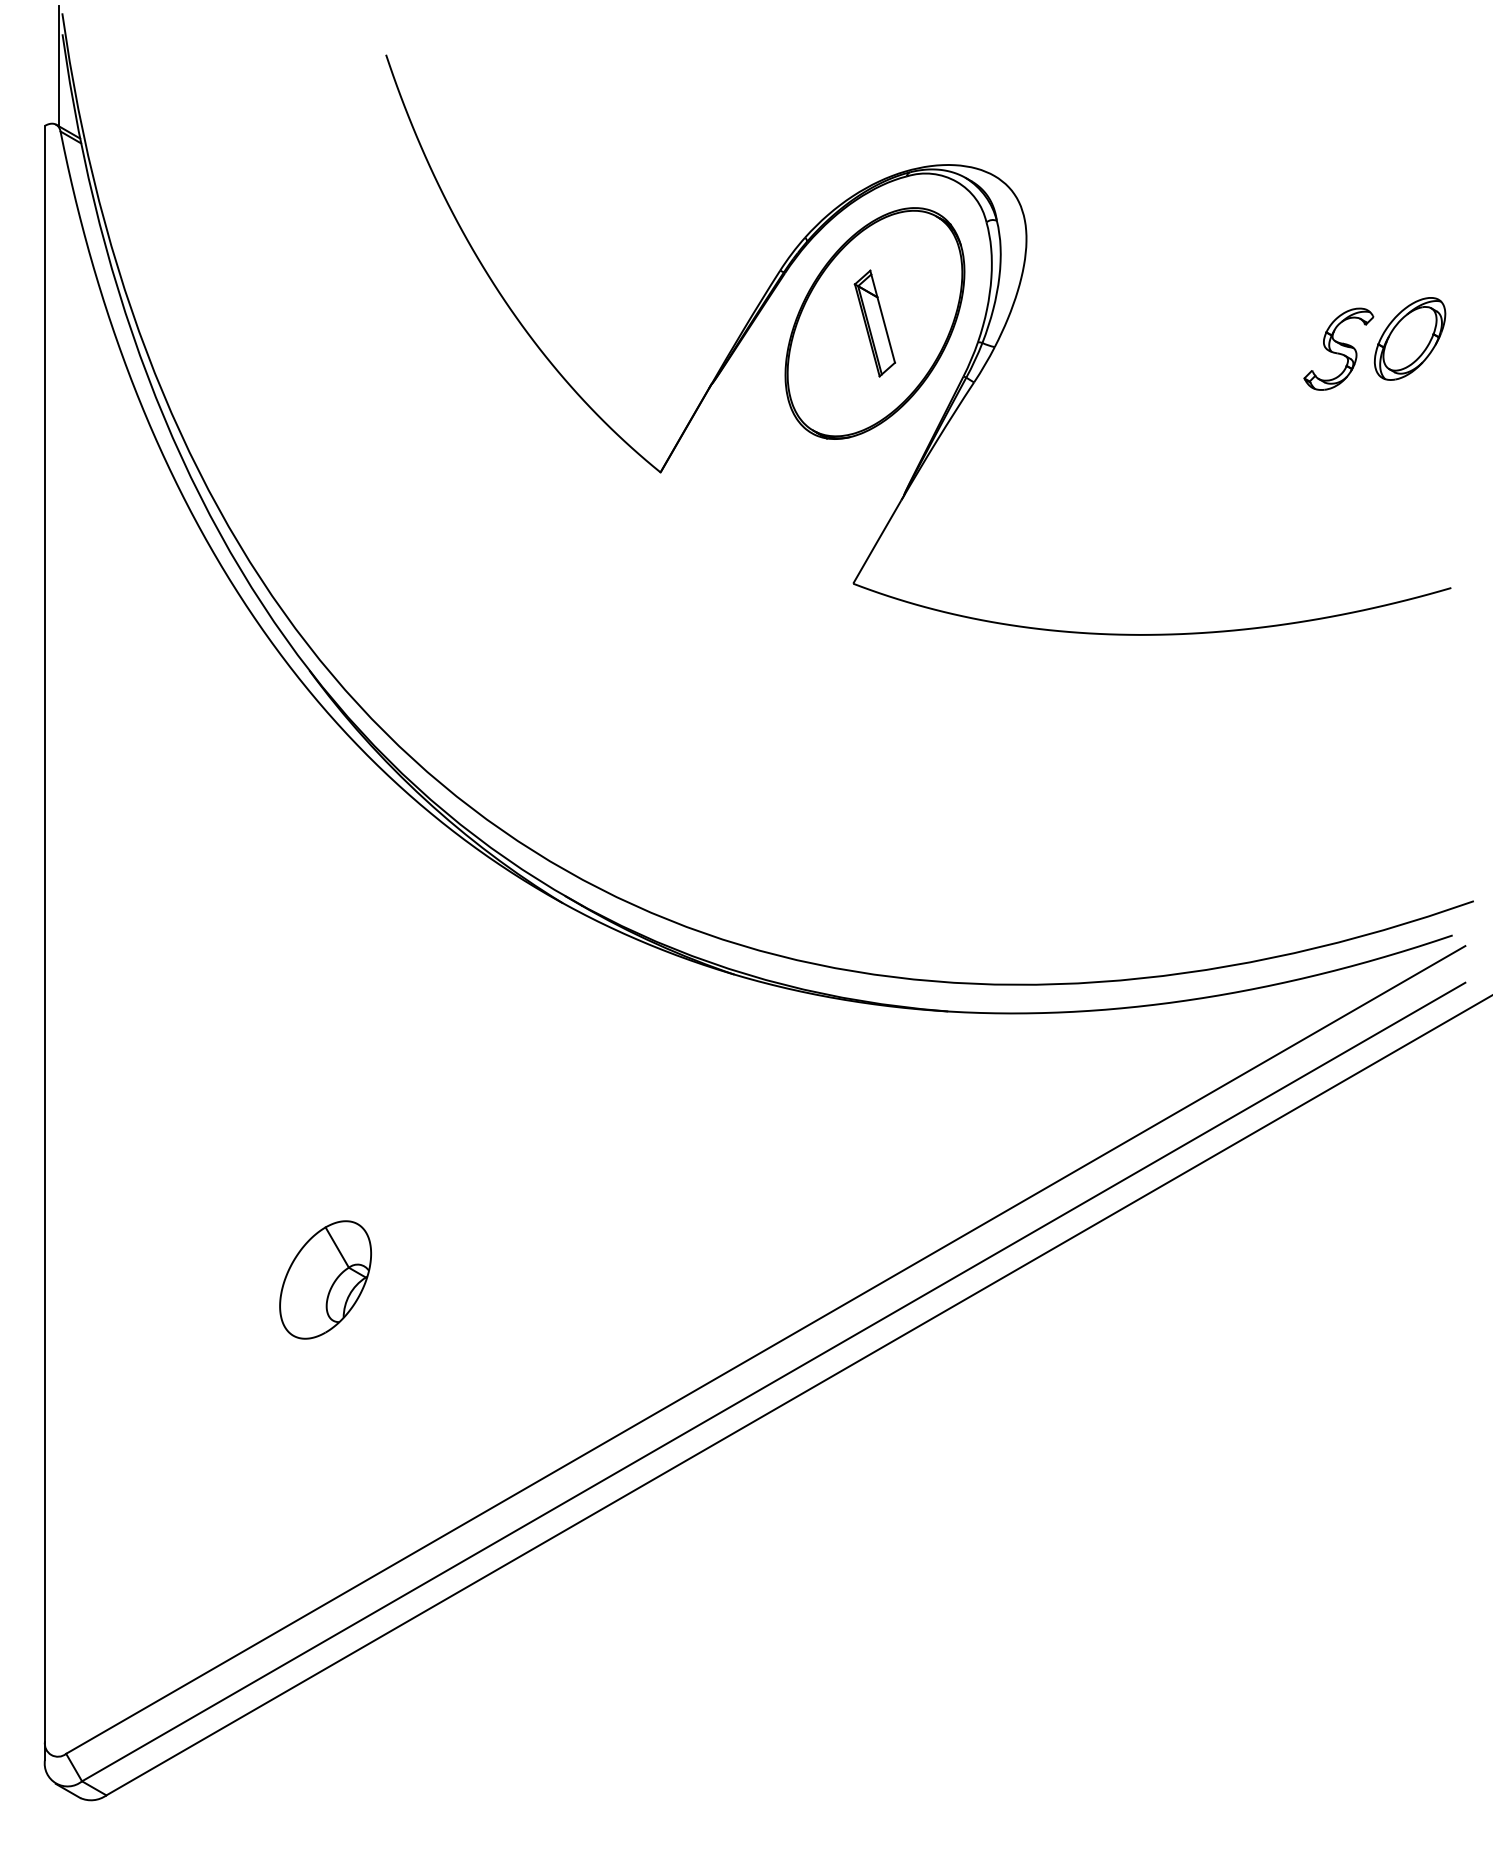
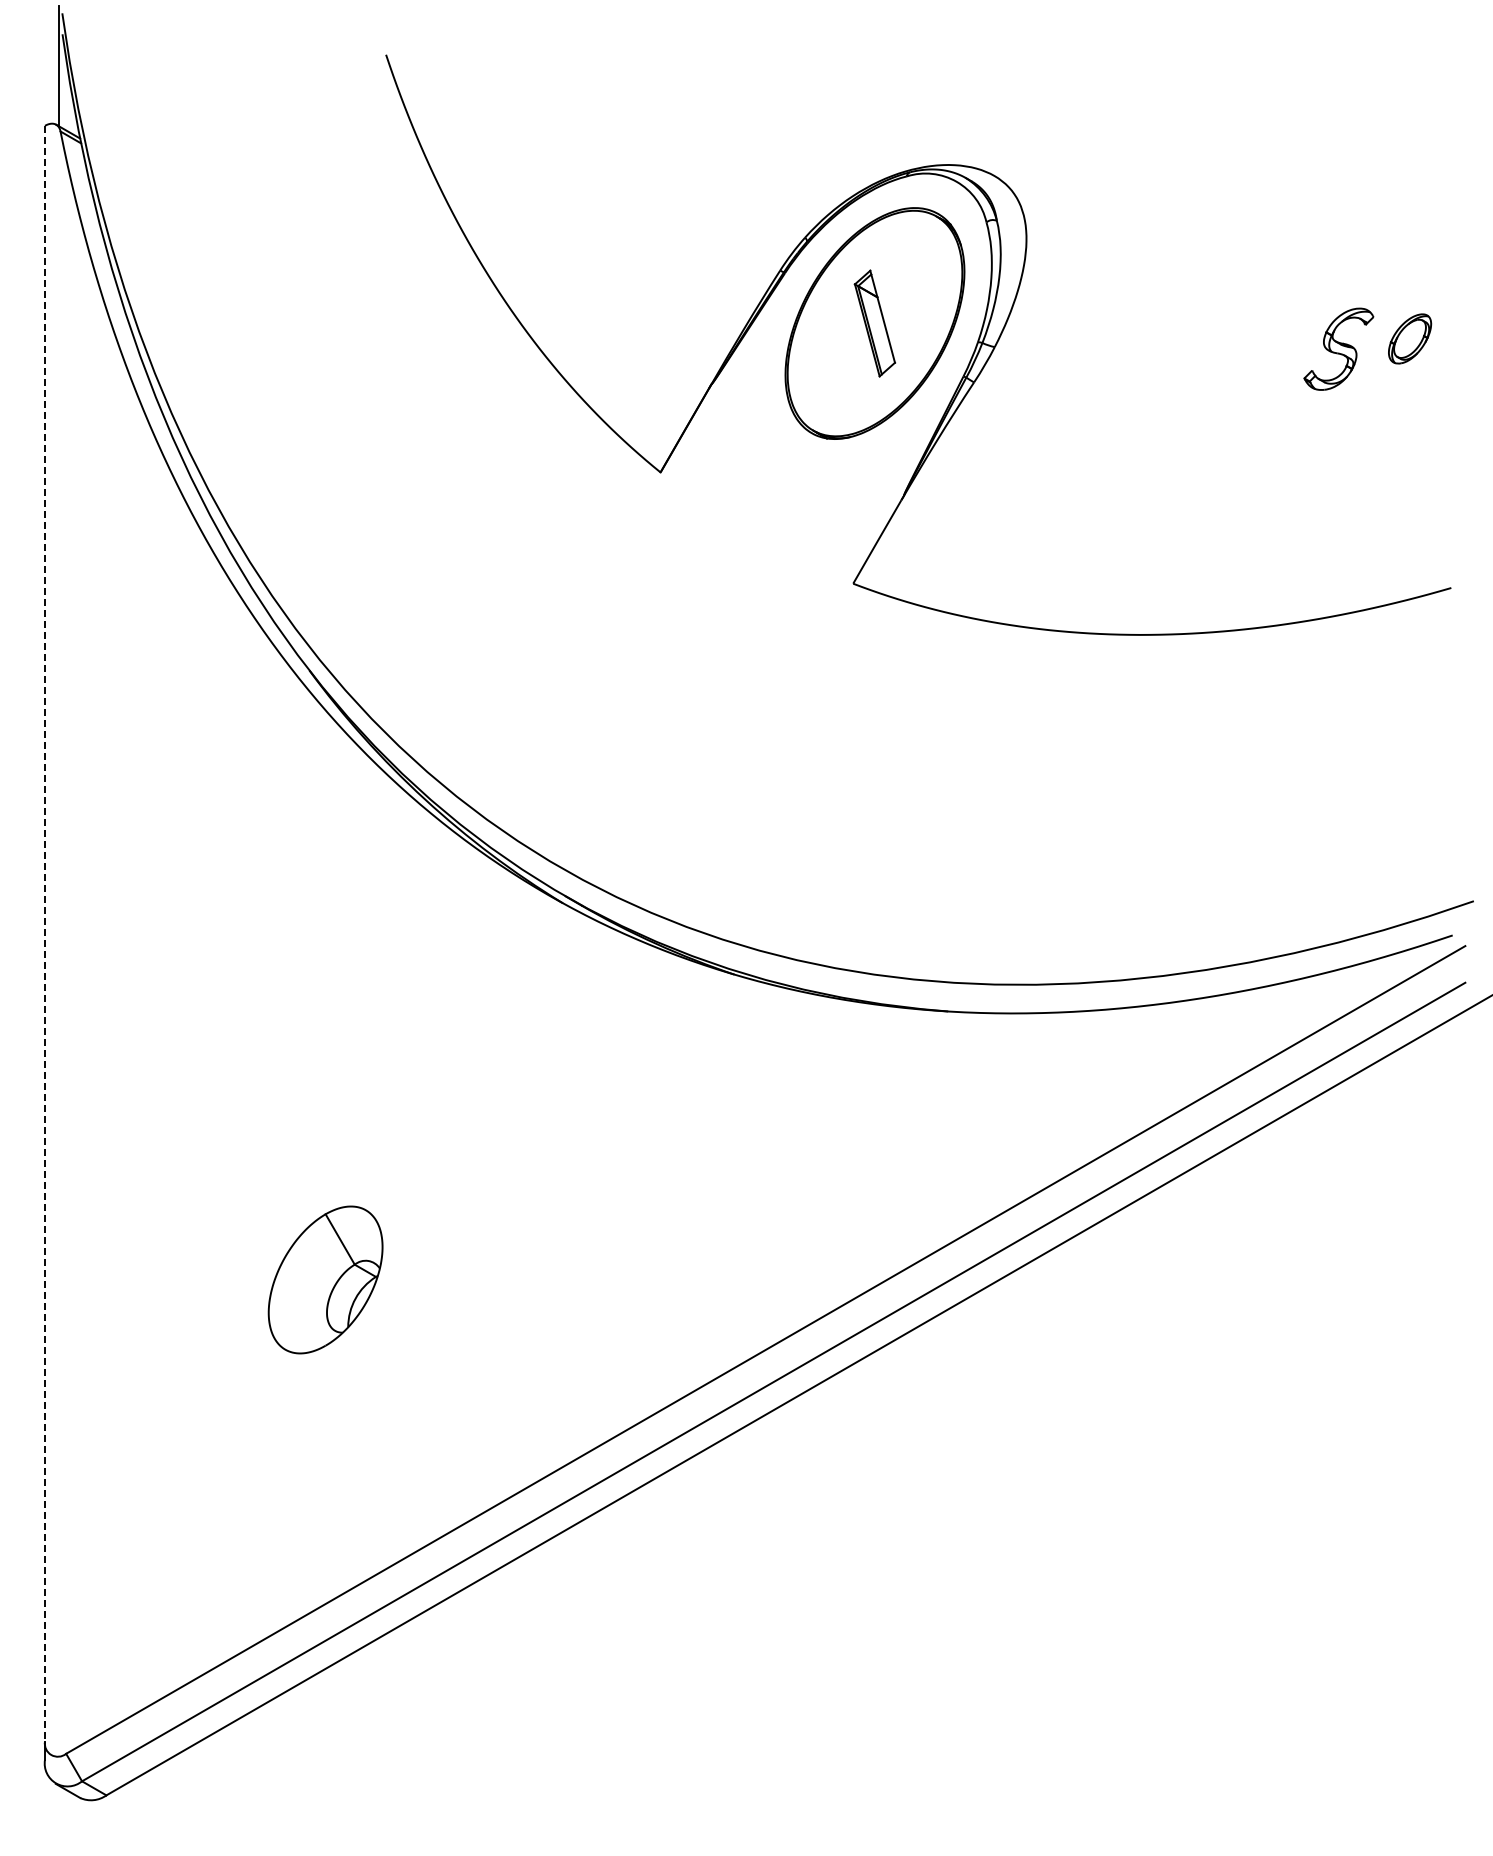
part size: 74x84 px -> 45x52 px (1410, 338)
line: solid -> dashed (45, 933)
part size: 93x120 px -> 117x150 px (325, 1279)
